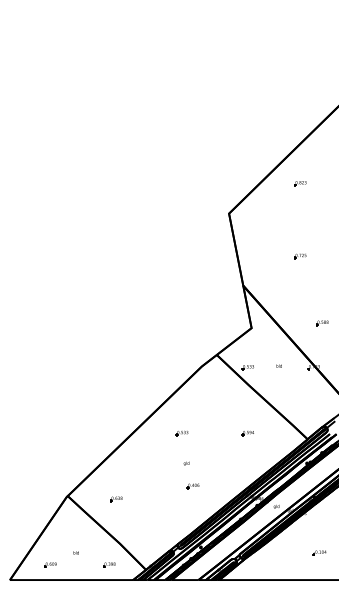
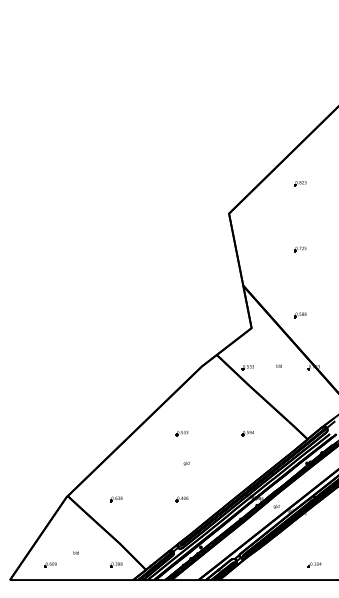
part position: (300, 256) -> (300, 249) (300, 249)
part position: (322, 323) -> (300, 315) (300, 315)
part position: (192, 486) -> (181, 499) (181, 499)
part position: (319, 552) -> (314, 564) (314, 564)
part position: (109, 564) -> (116, 564) (116, 564)
